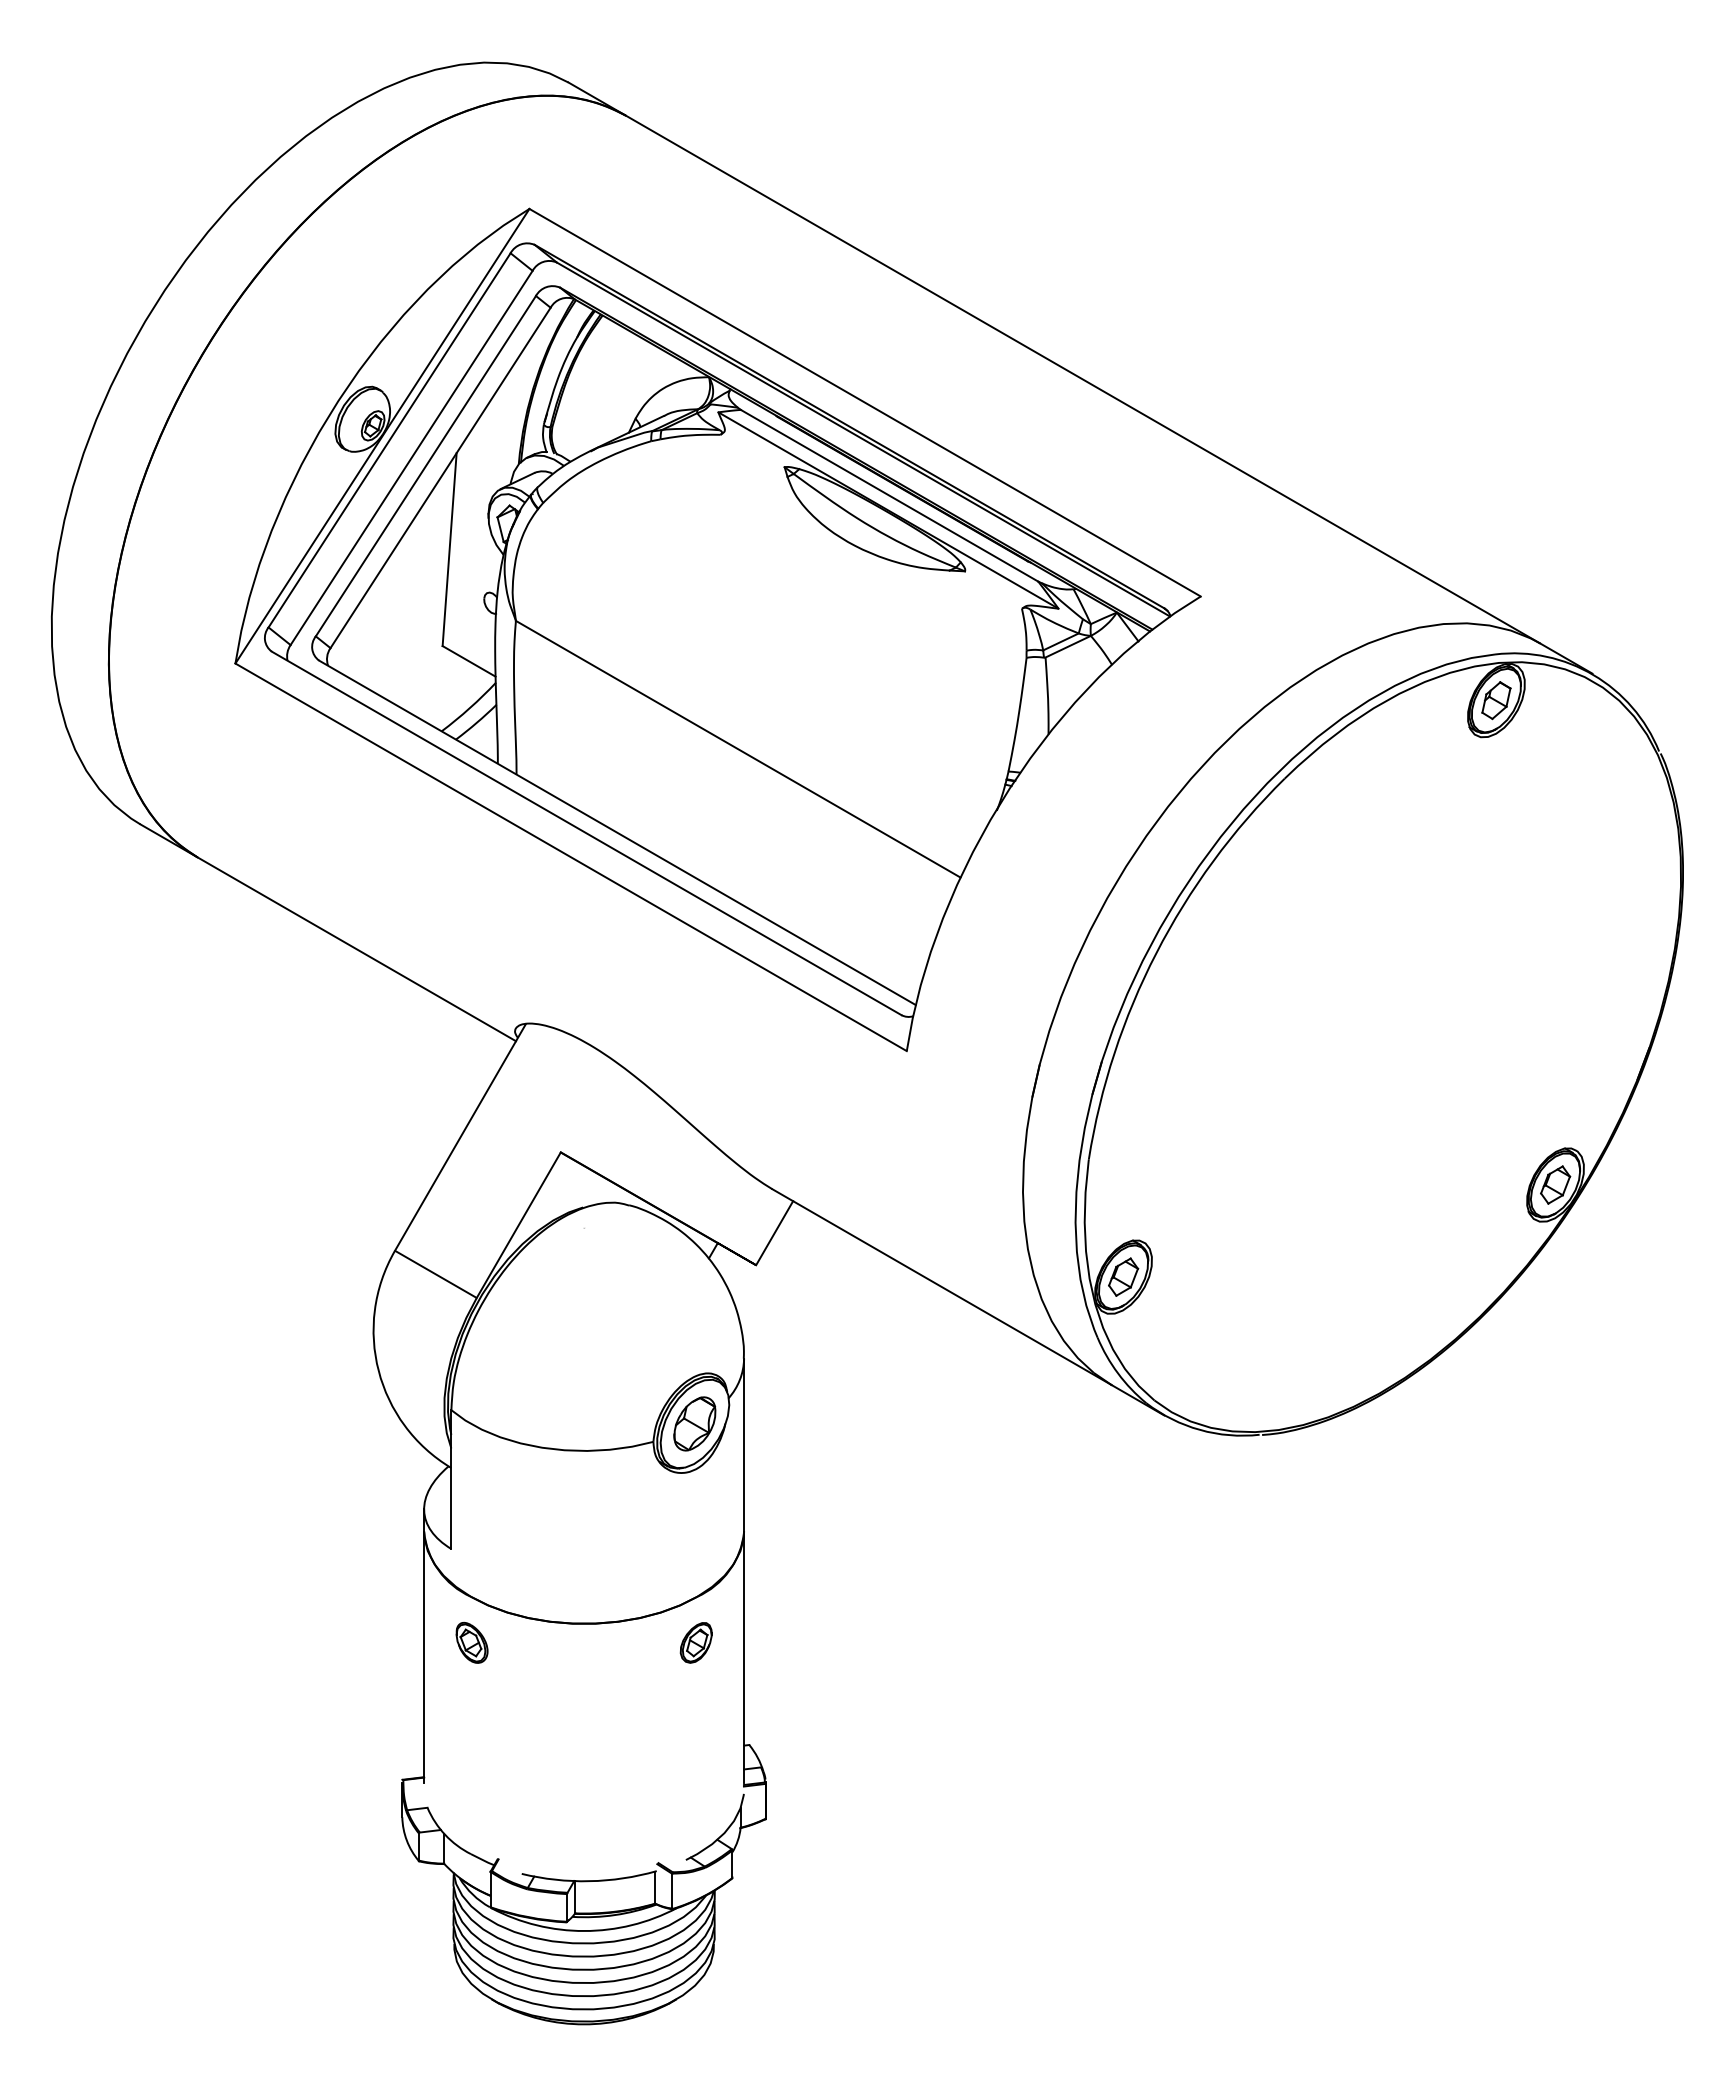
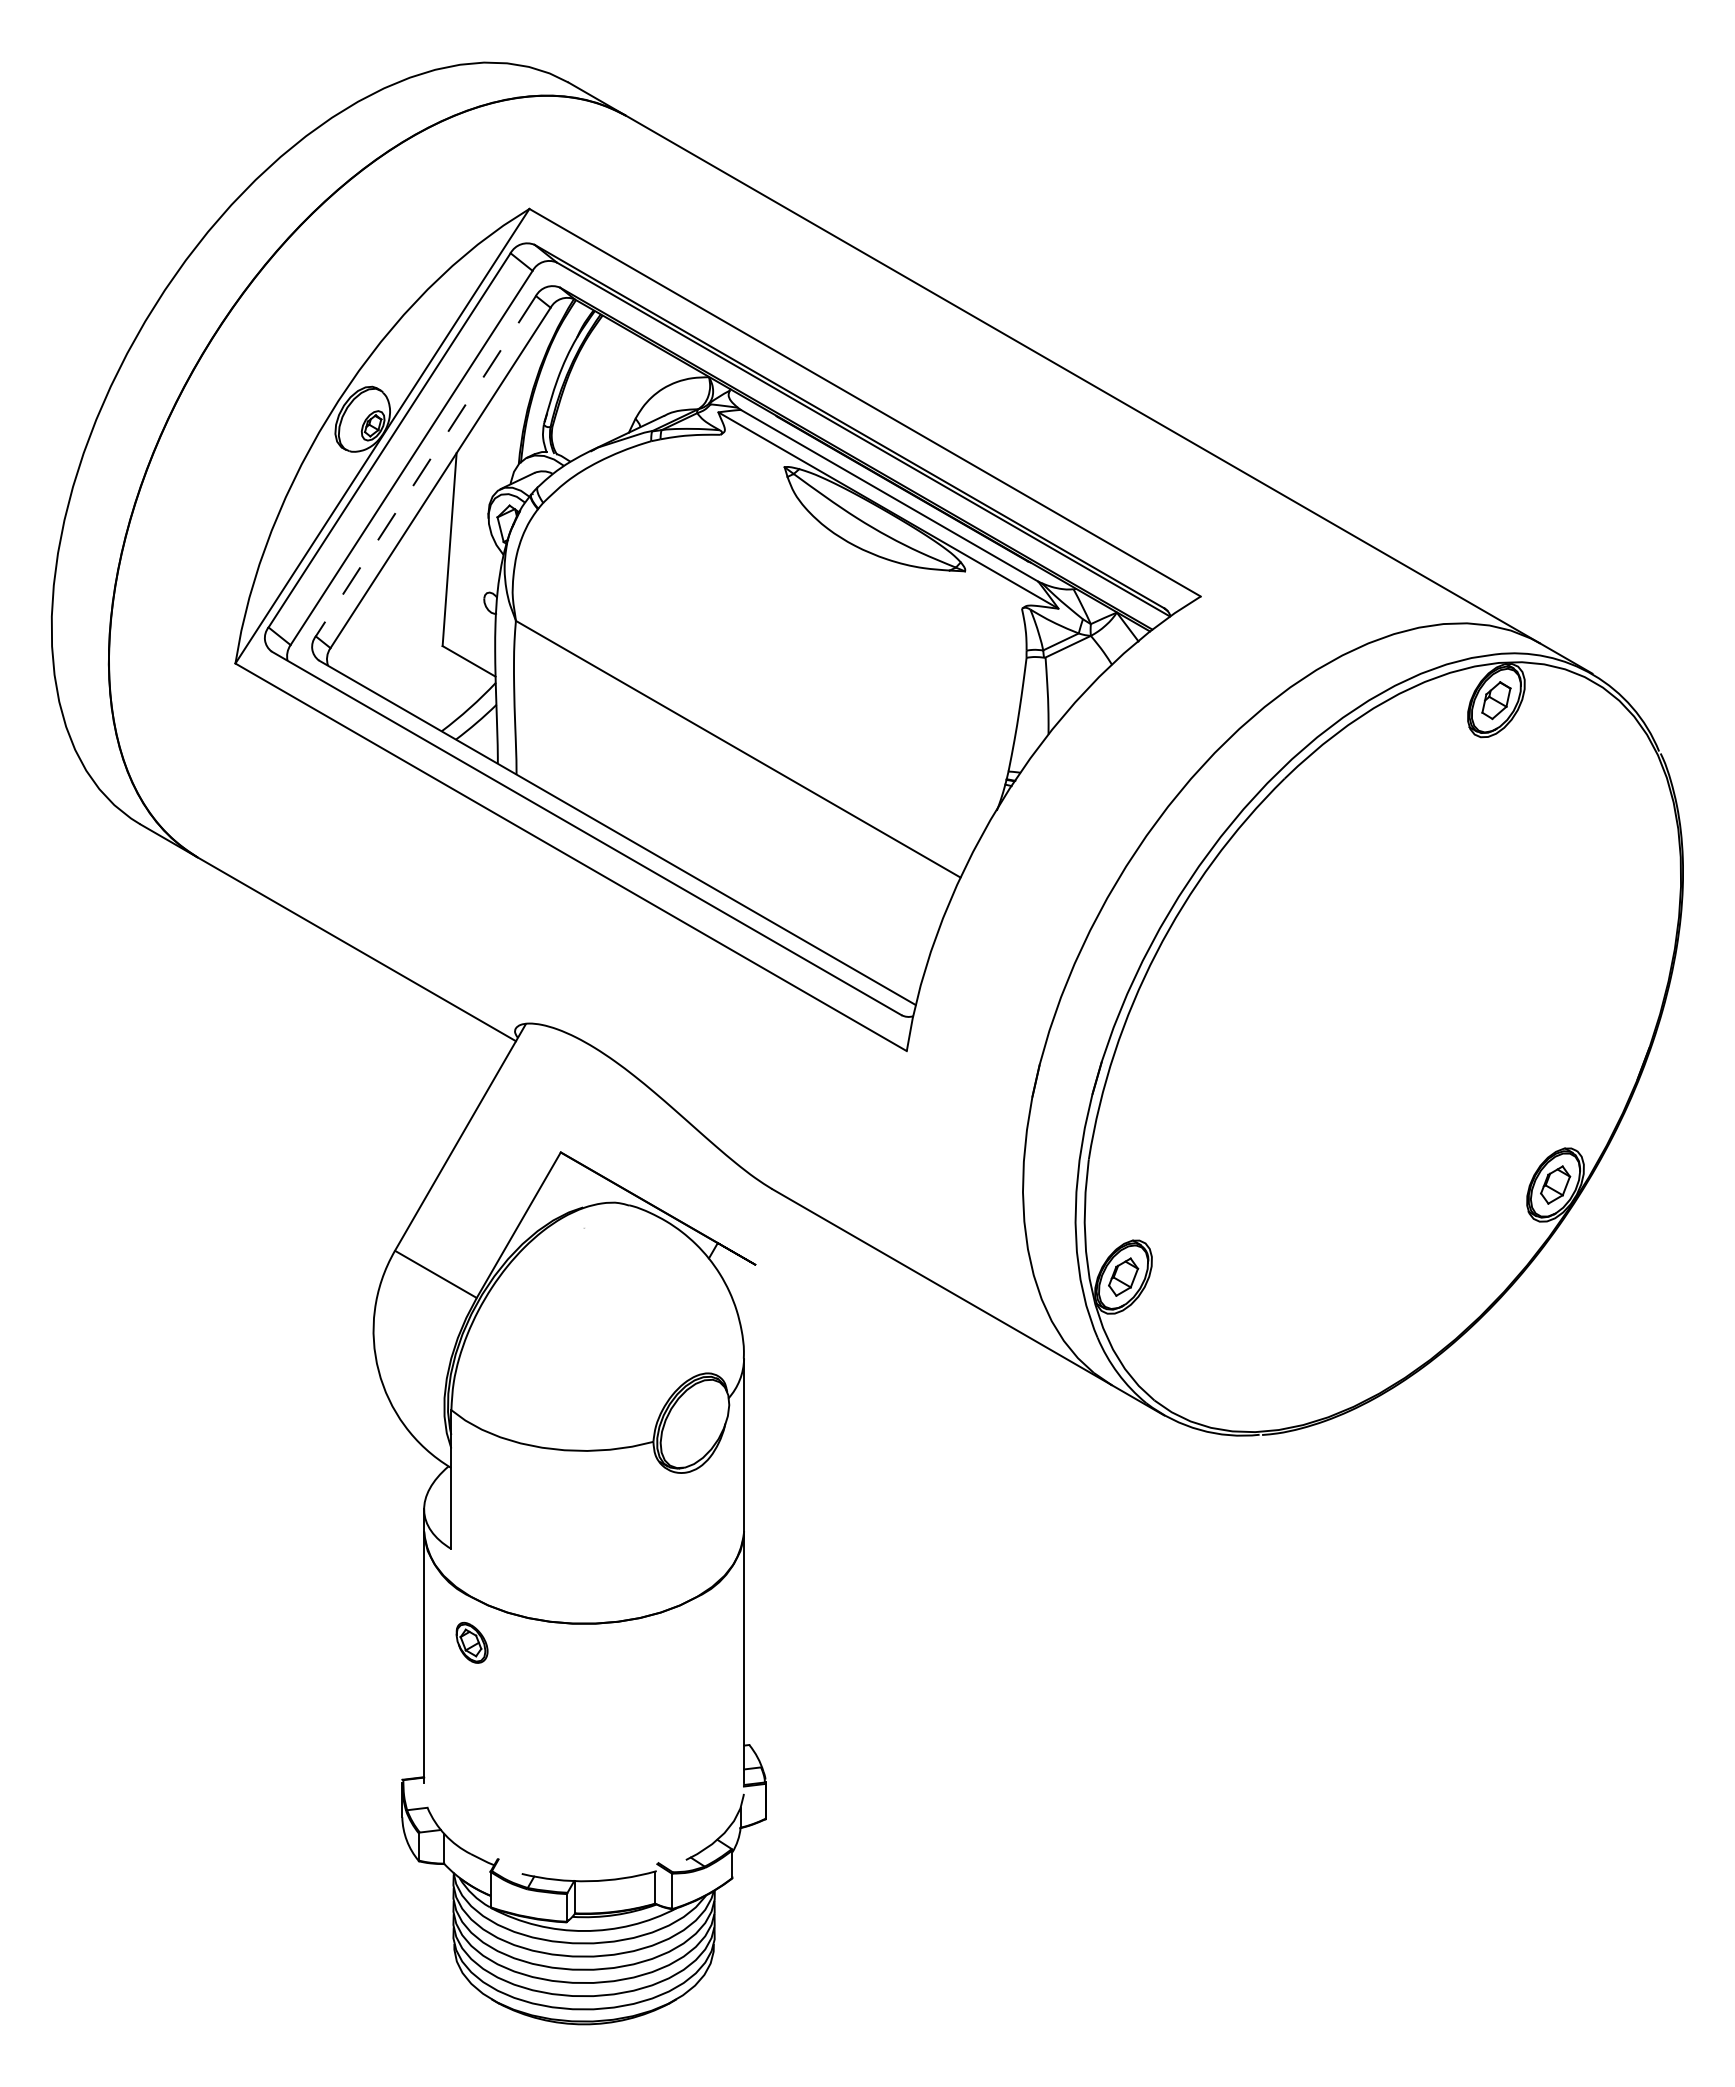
line: solid -> dashed (425, 466)
line: present -> none (774, 1233)
part: present -> none (694, 1423)
part: present -> none (695, 1642)
